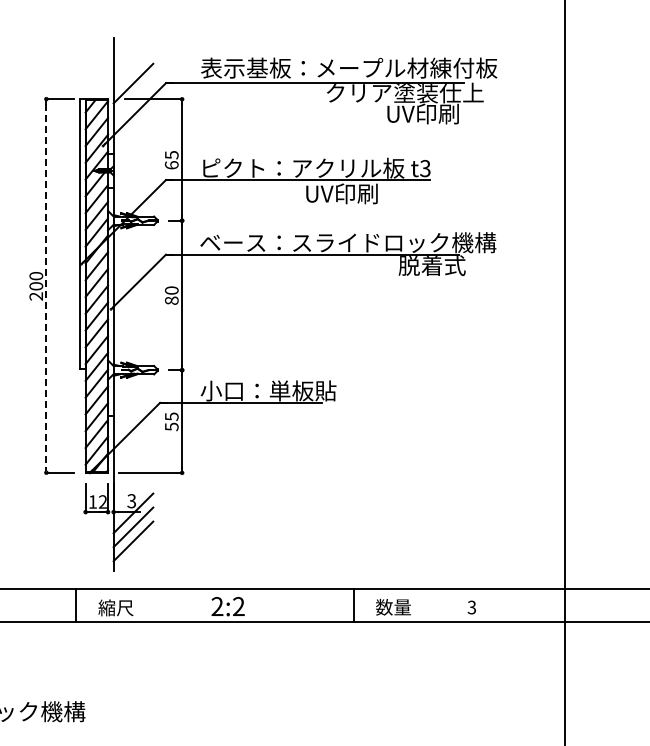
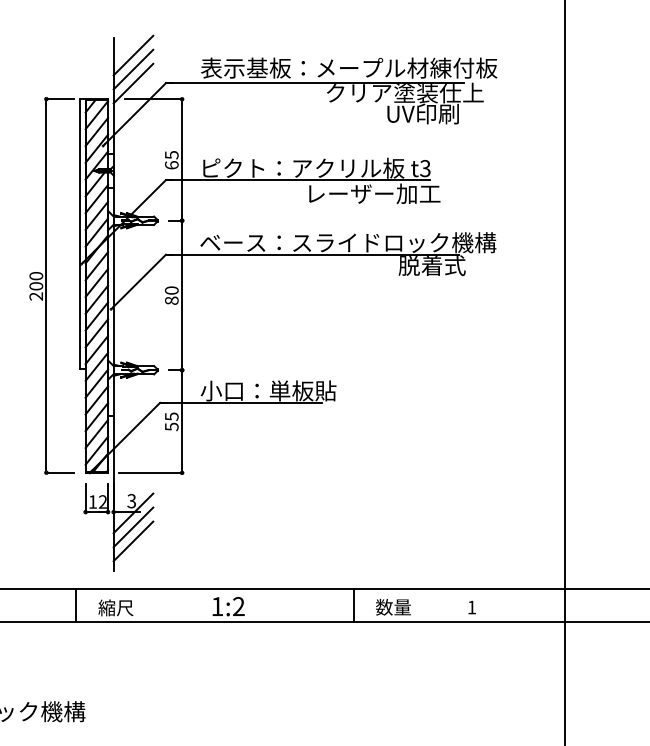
line: none -> present (133, 55)
line: none -> present (133, 69)
text: UV印刷 -> レーザー加工 (373, 193)
line: dashed -> solid (46, 286)
text: 2:2 -> 1:2 (217, 606)
text: 3 -> 1 (471, 607)
